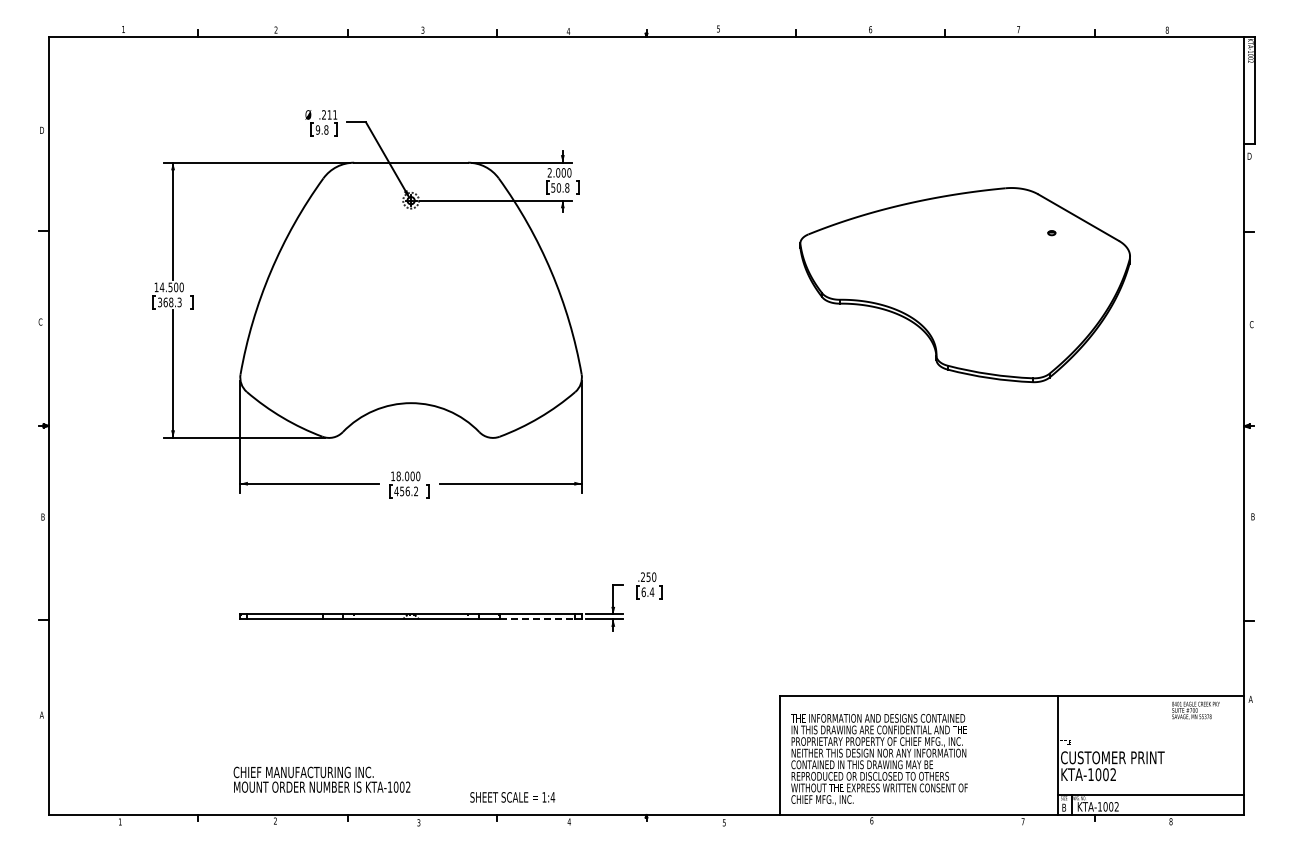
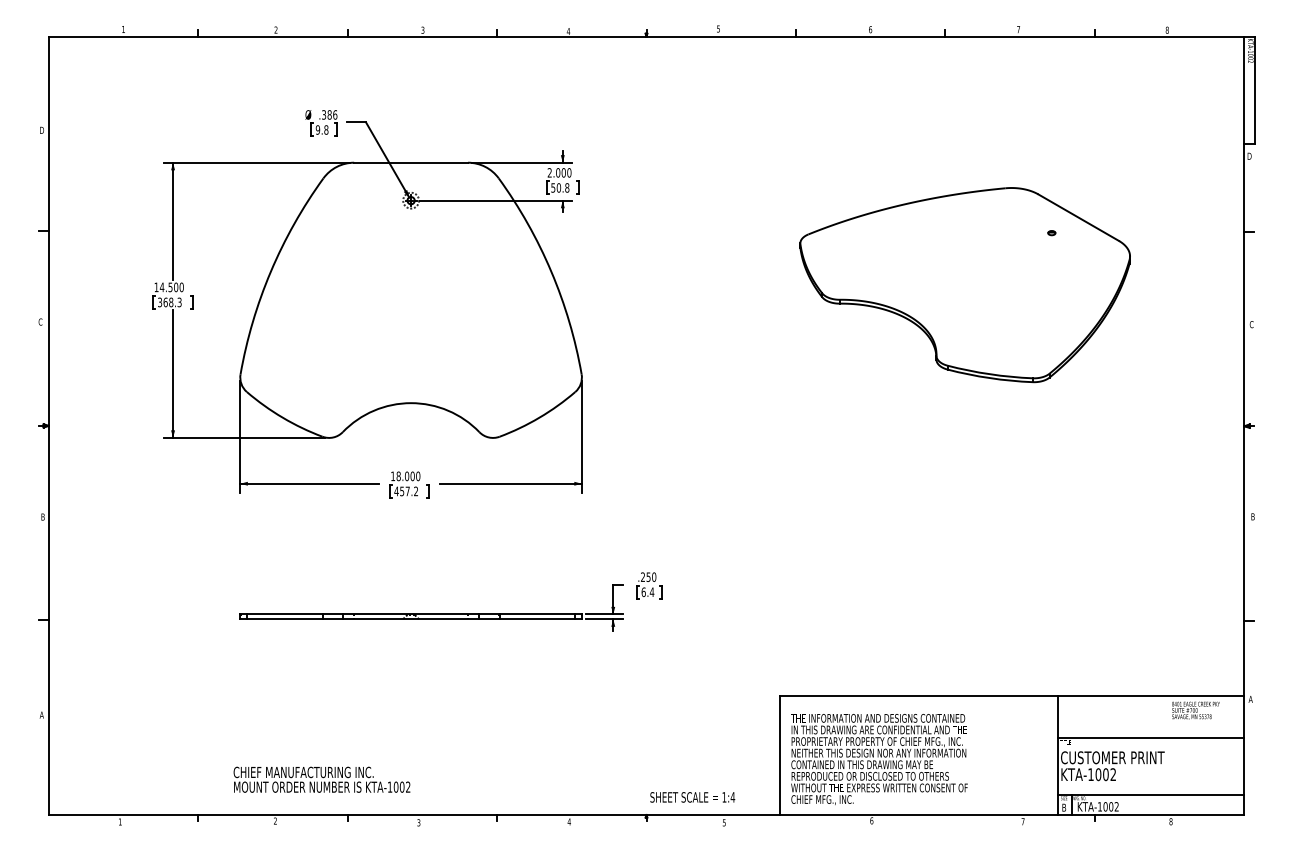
text: .211 -> .386 (329, 114)
text: 456.2 -> 457.2 (407, 491)
line: dashed -> solid (537, 619)
line: none -> present (1151, 737)
text position: (512, 797) -> (692, 797) (692, 797)
